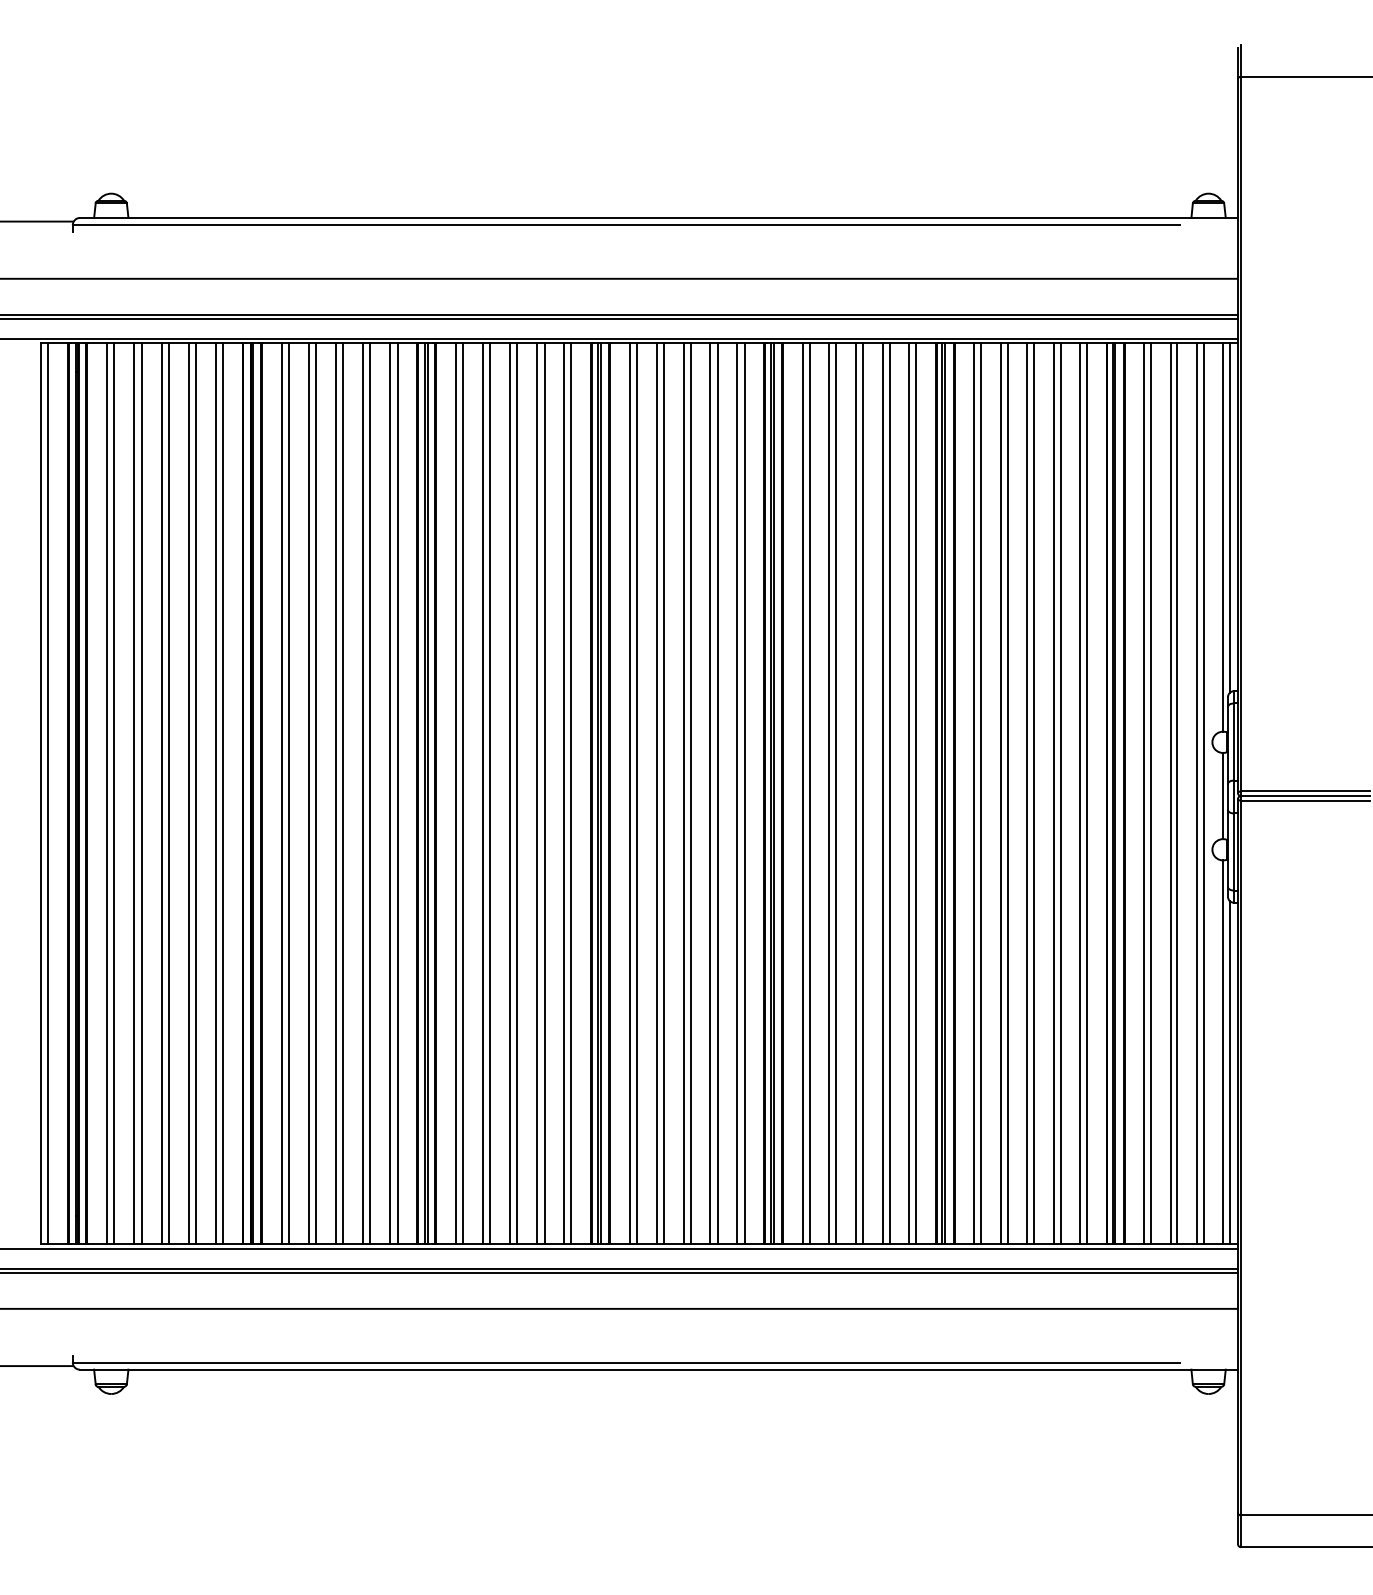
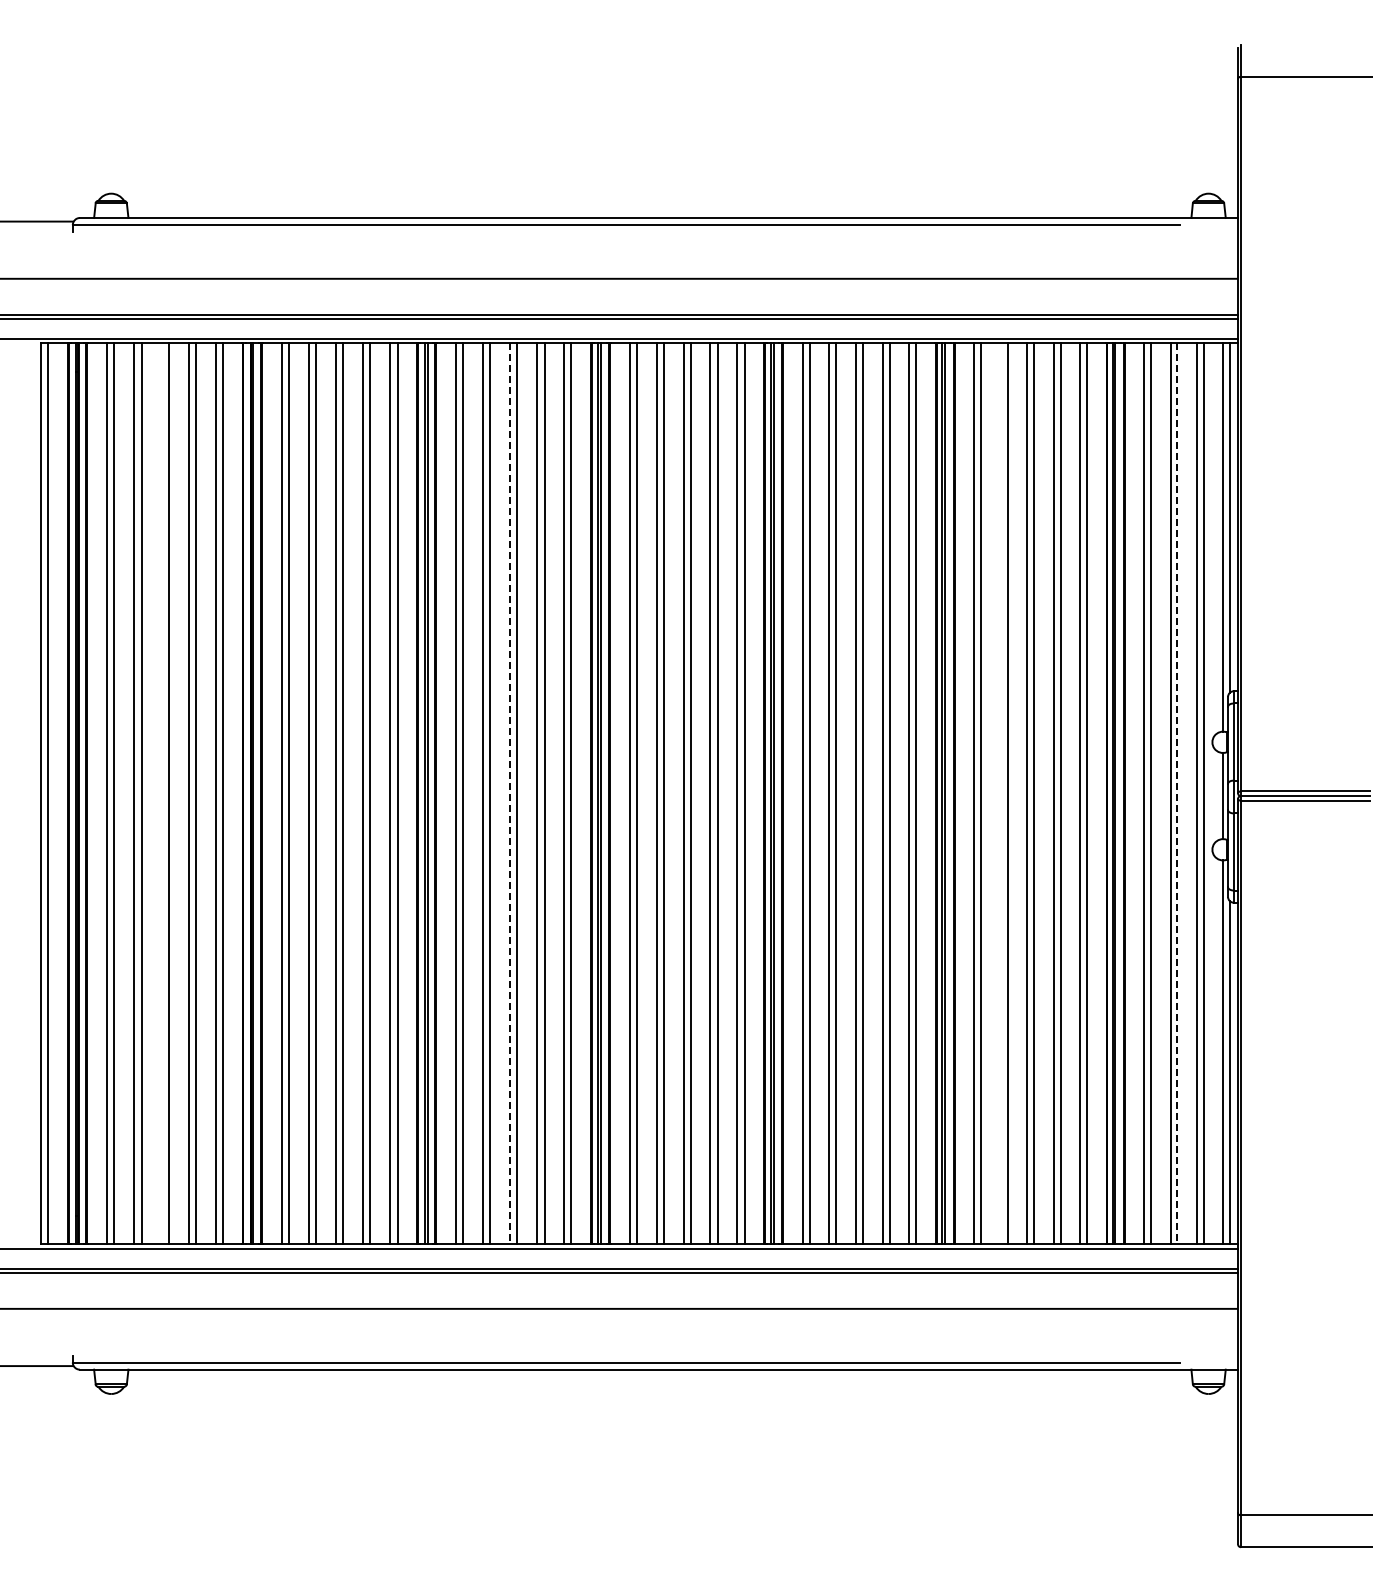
line: present -> none (161, 793)
line: solid -> dashed (510, 793)
line: present -> none (1000, 793)
line: solid -> dashed (1177, 793)
